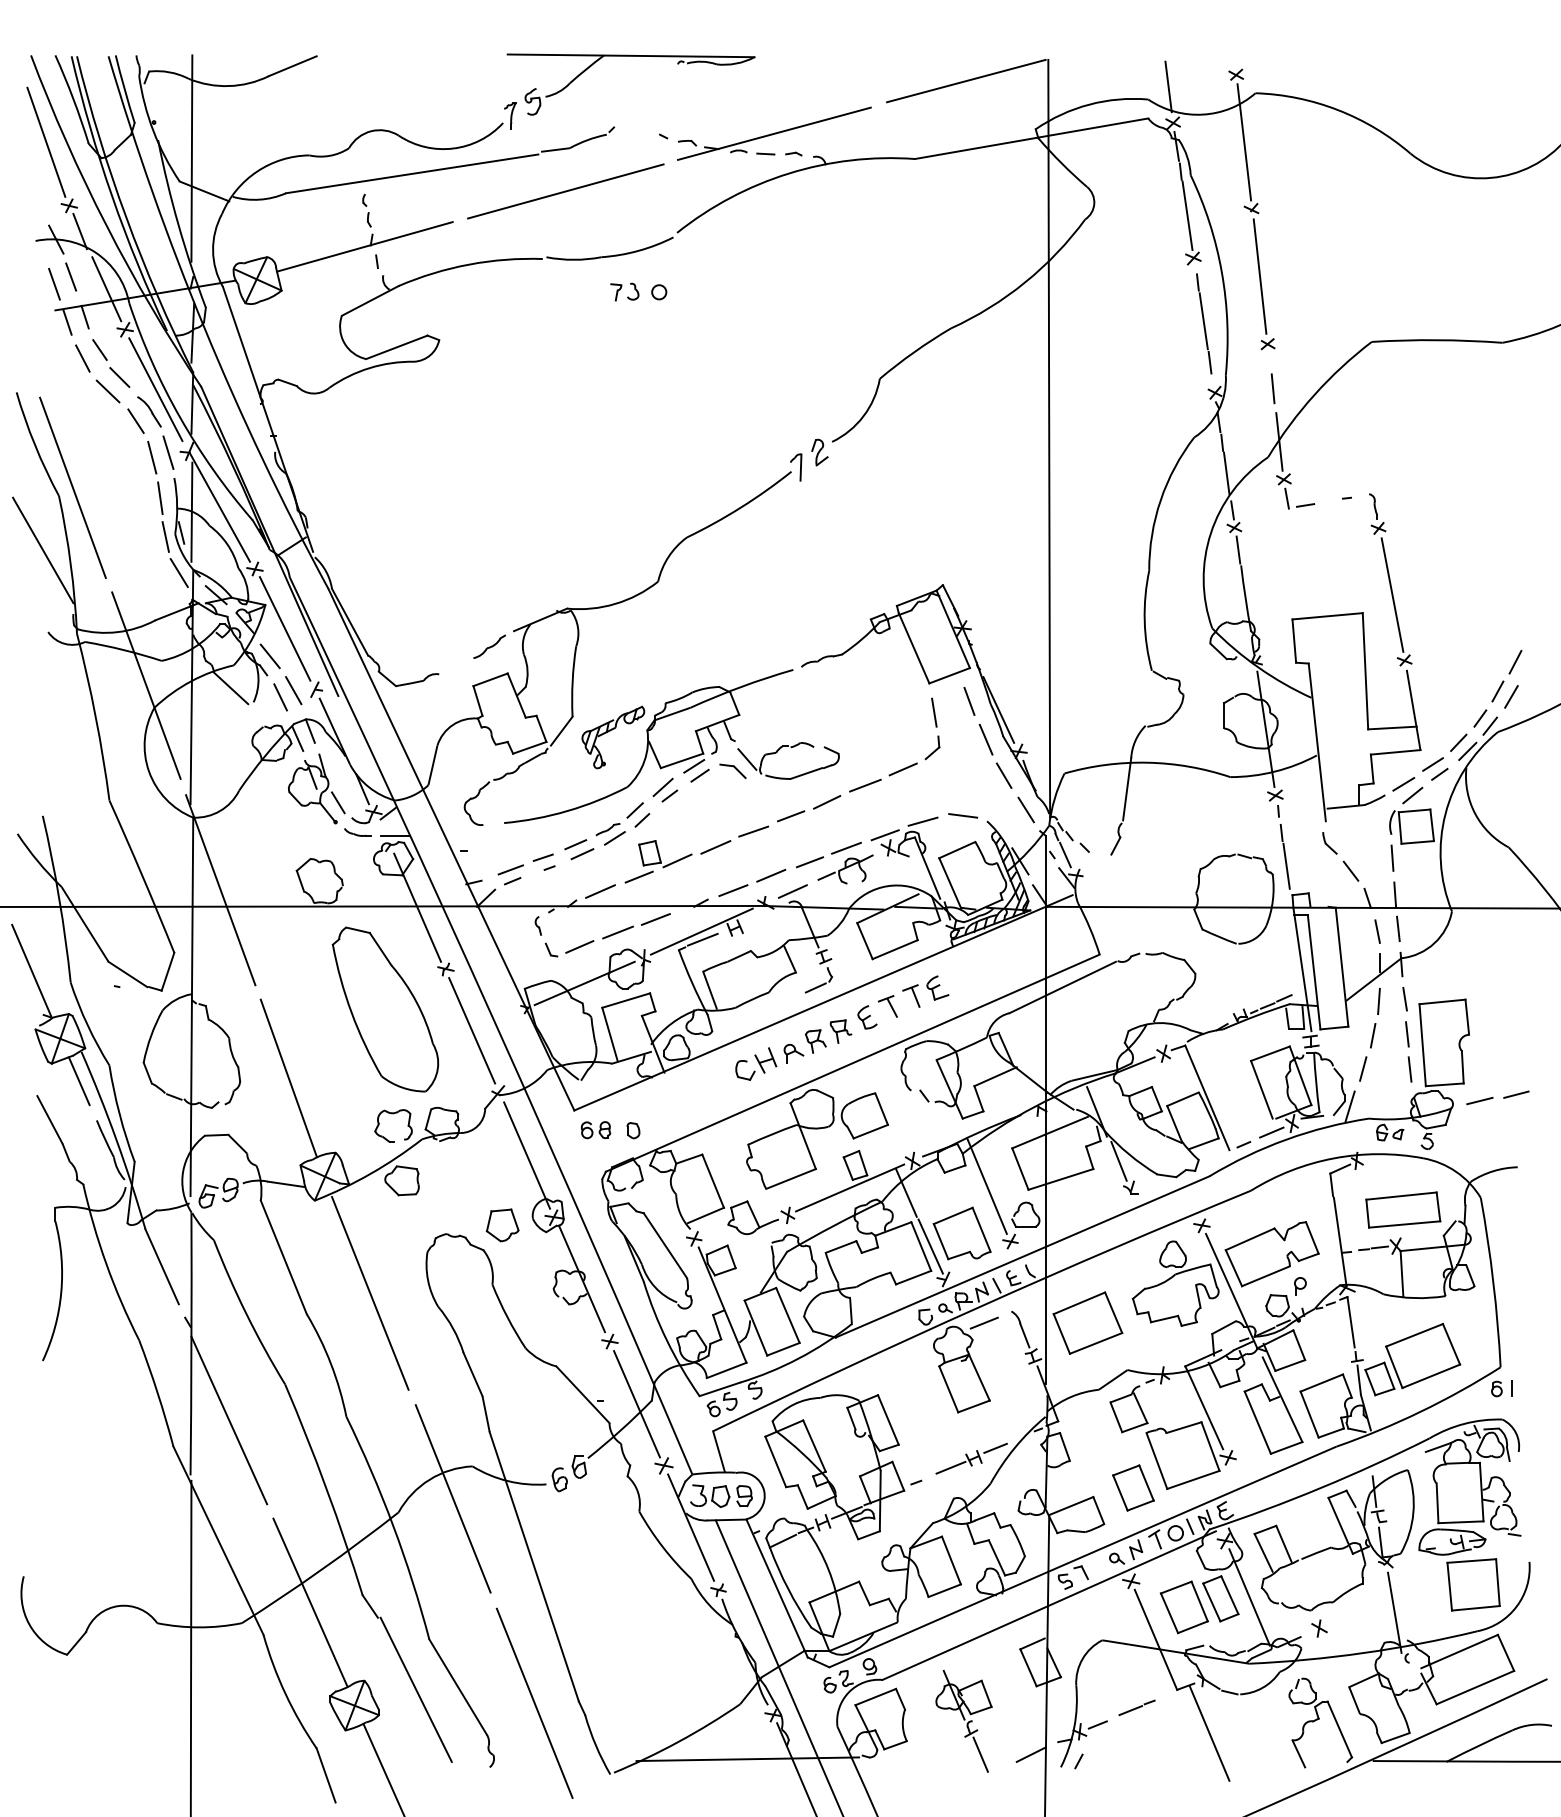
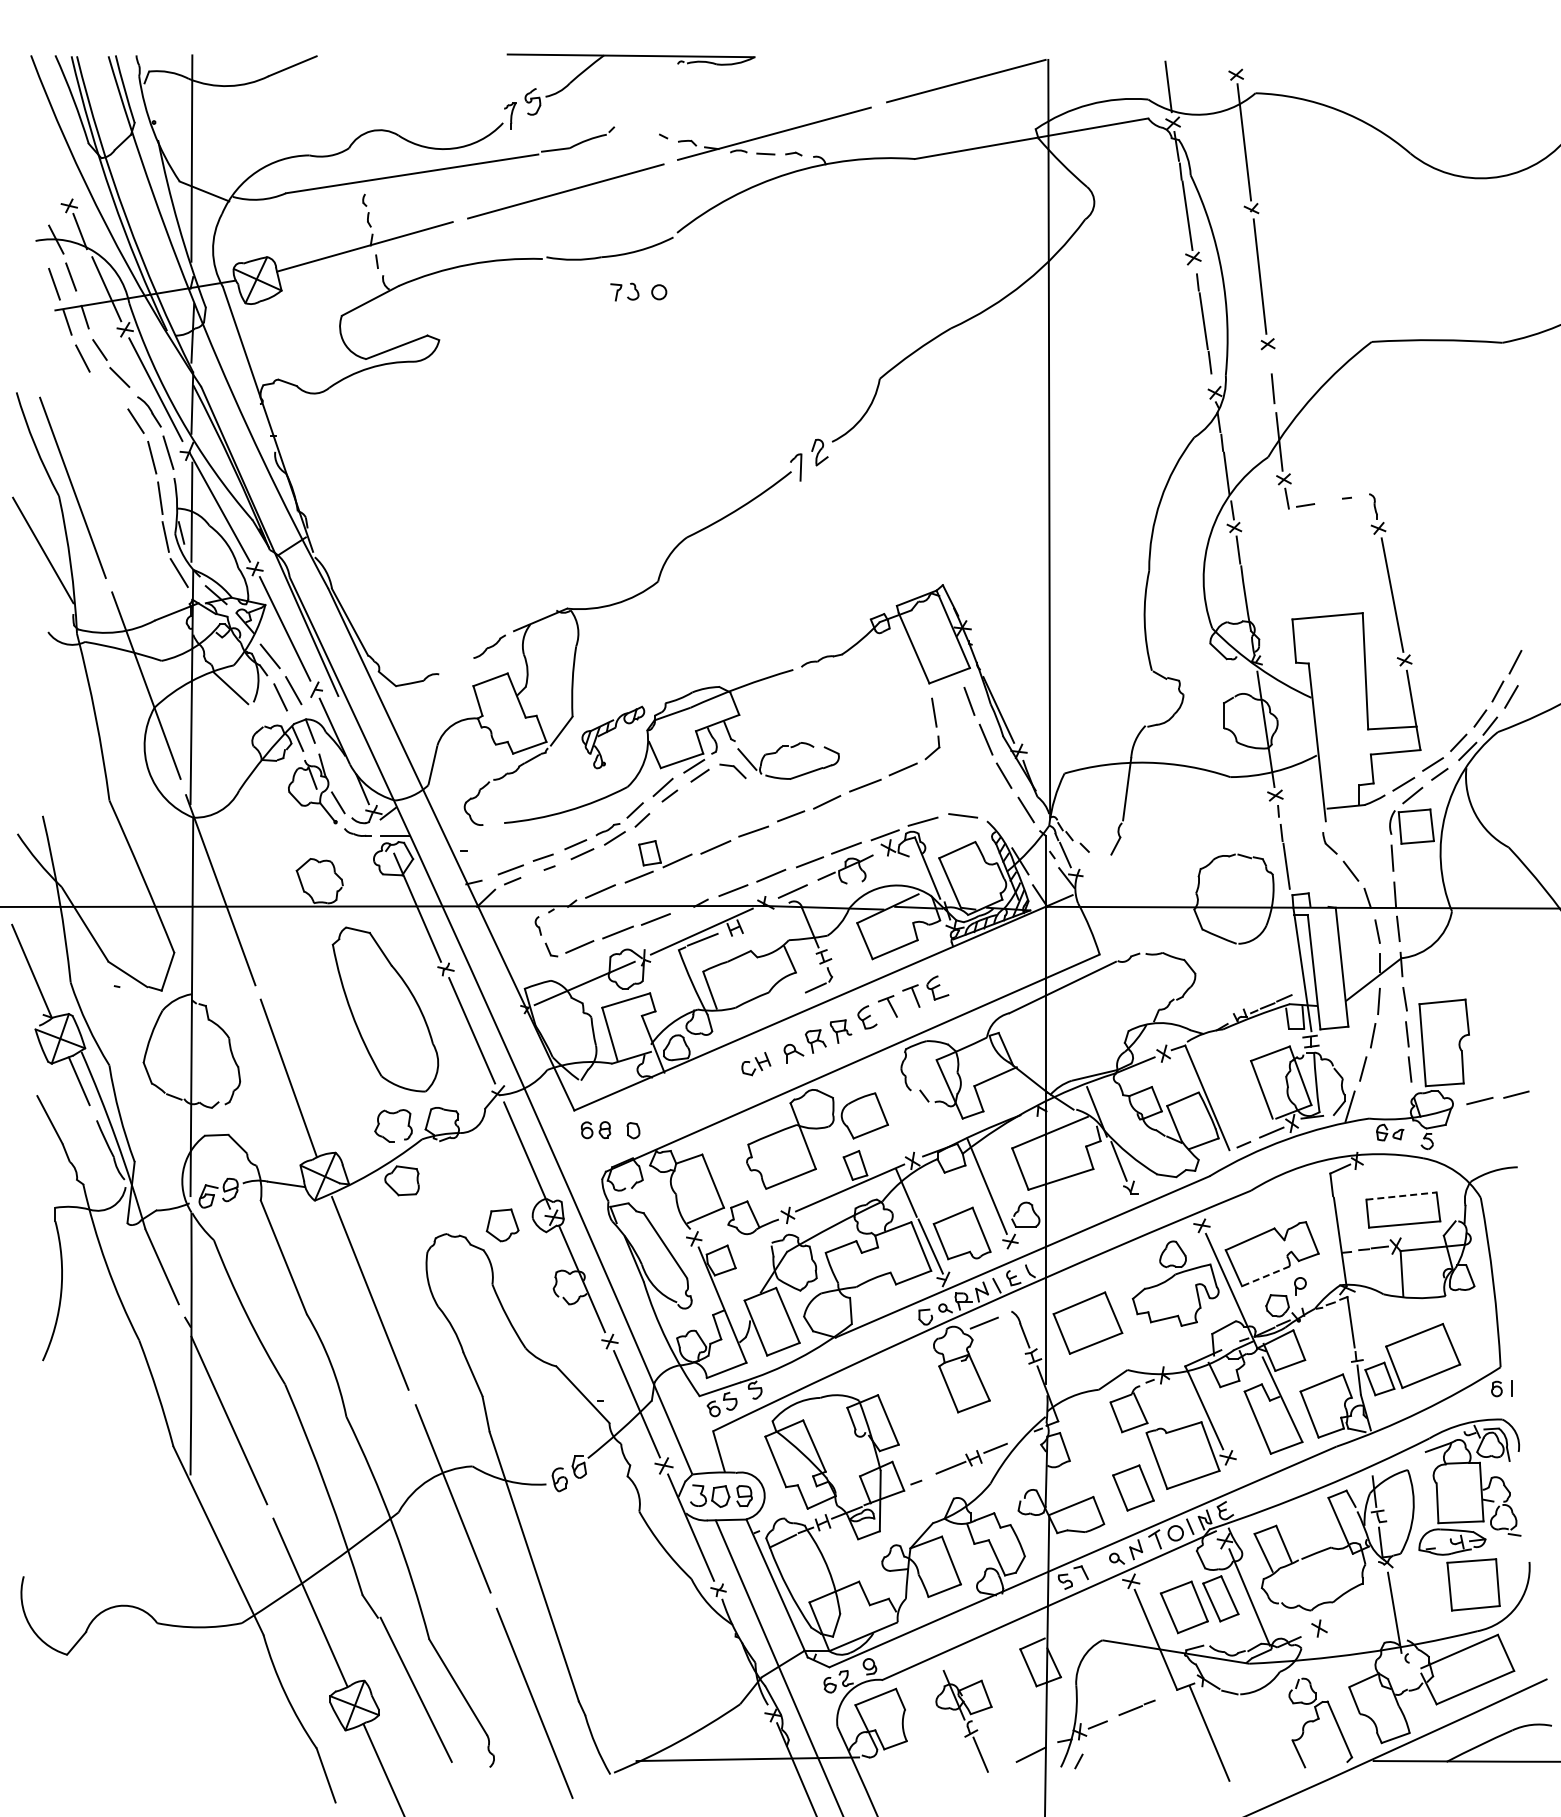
line: present -> none (46, 141)
line: present -> none (107, 391)
part size: 43x34 px -> 31x25 px (756, 1064)
line: solid -> dashed (1402, 1196)
line: solid -> dashed (1265, 1276)
line: present -> none (190, 1646)
